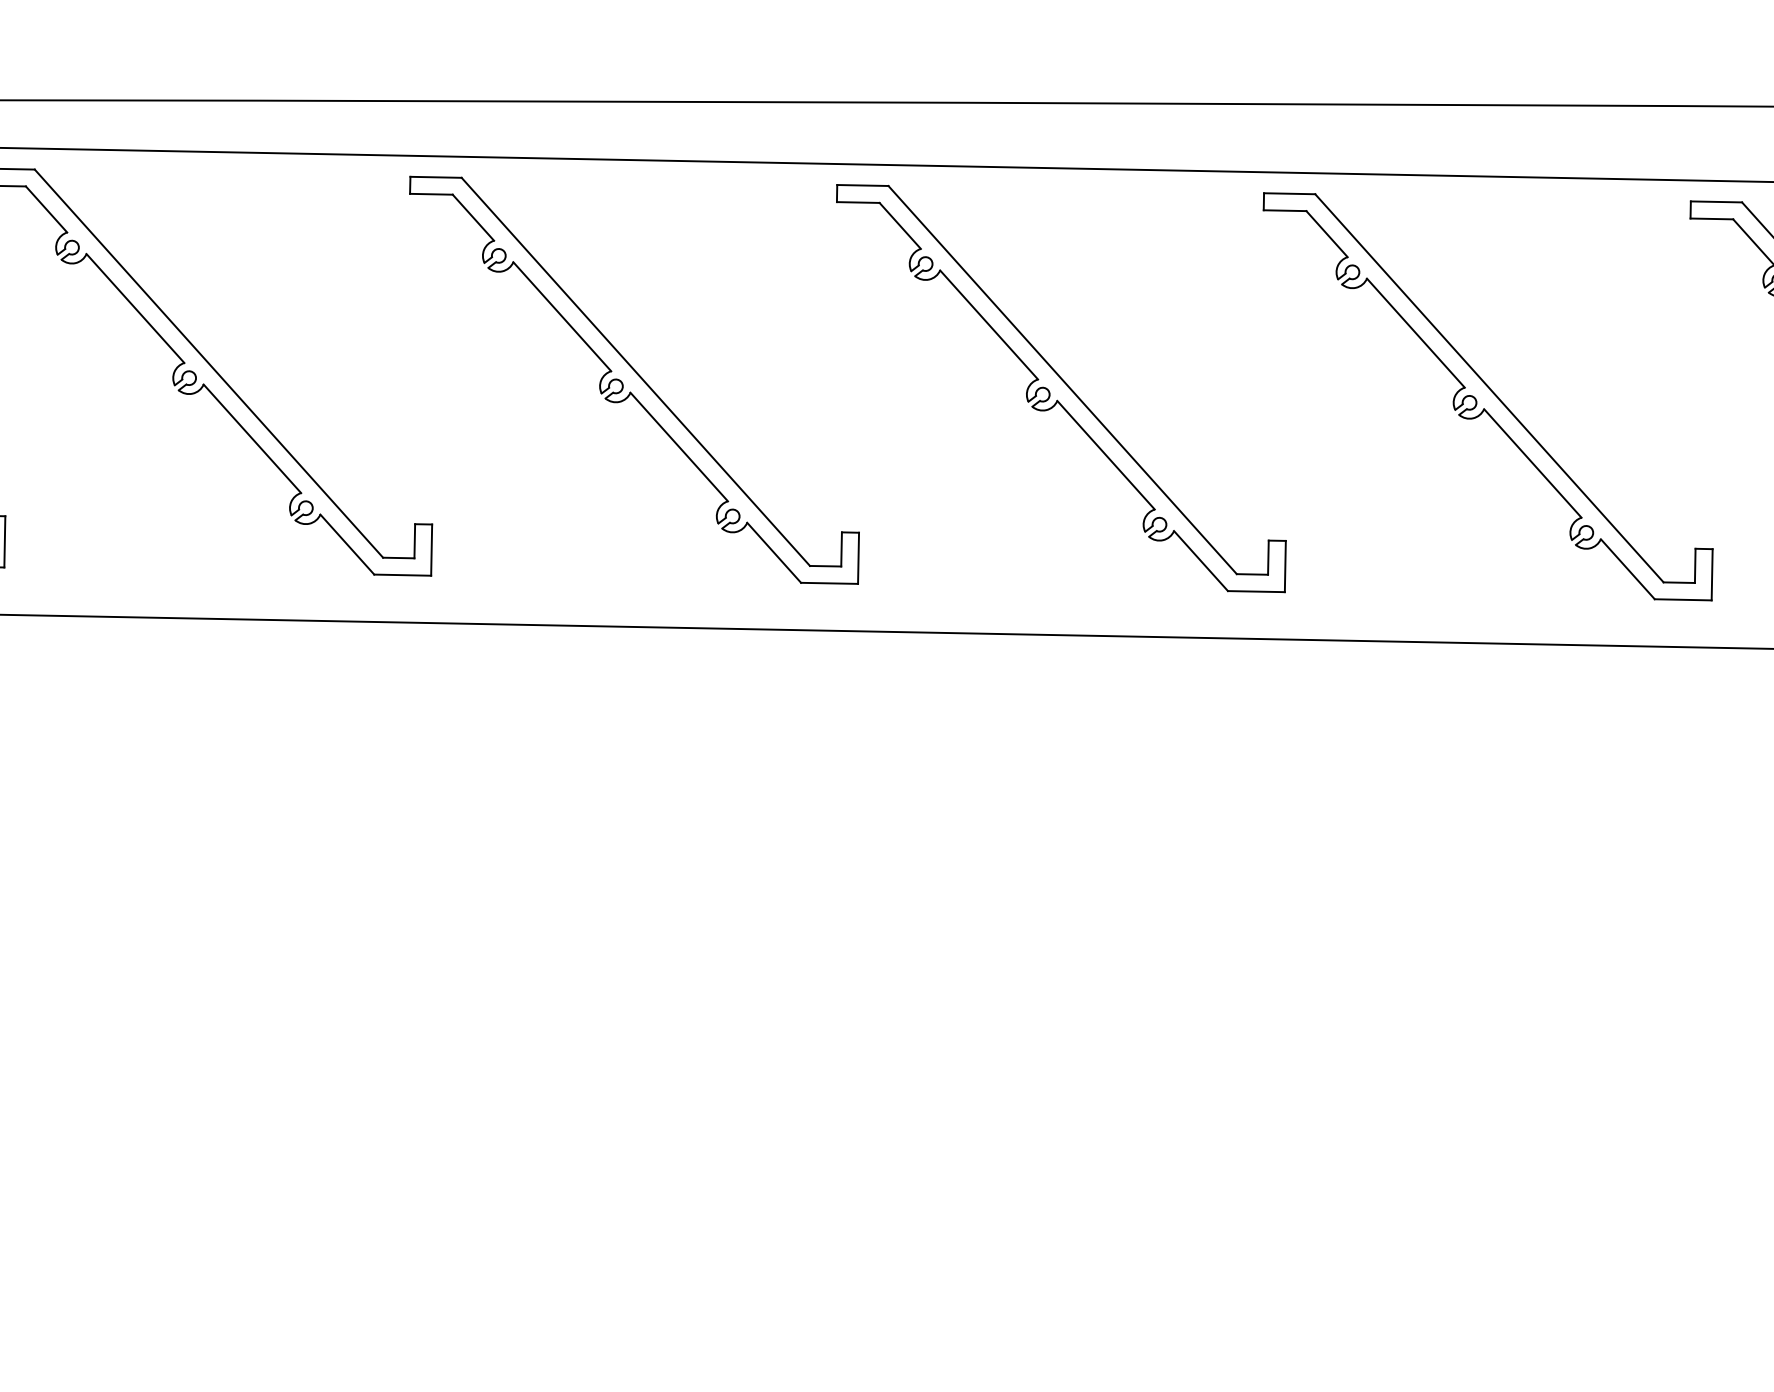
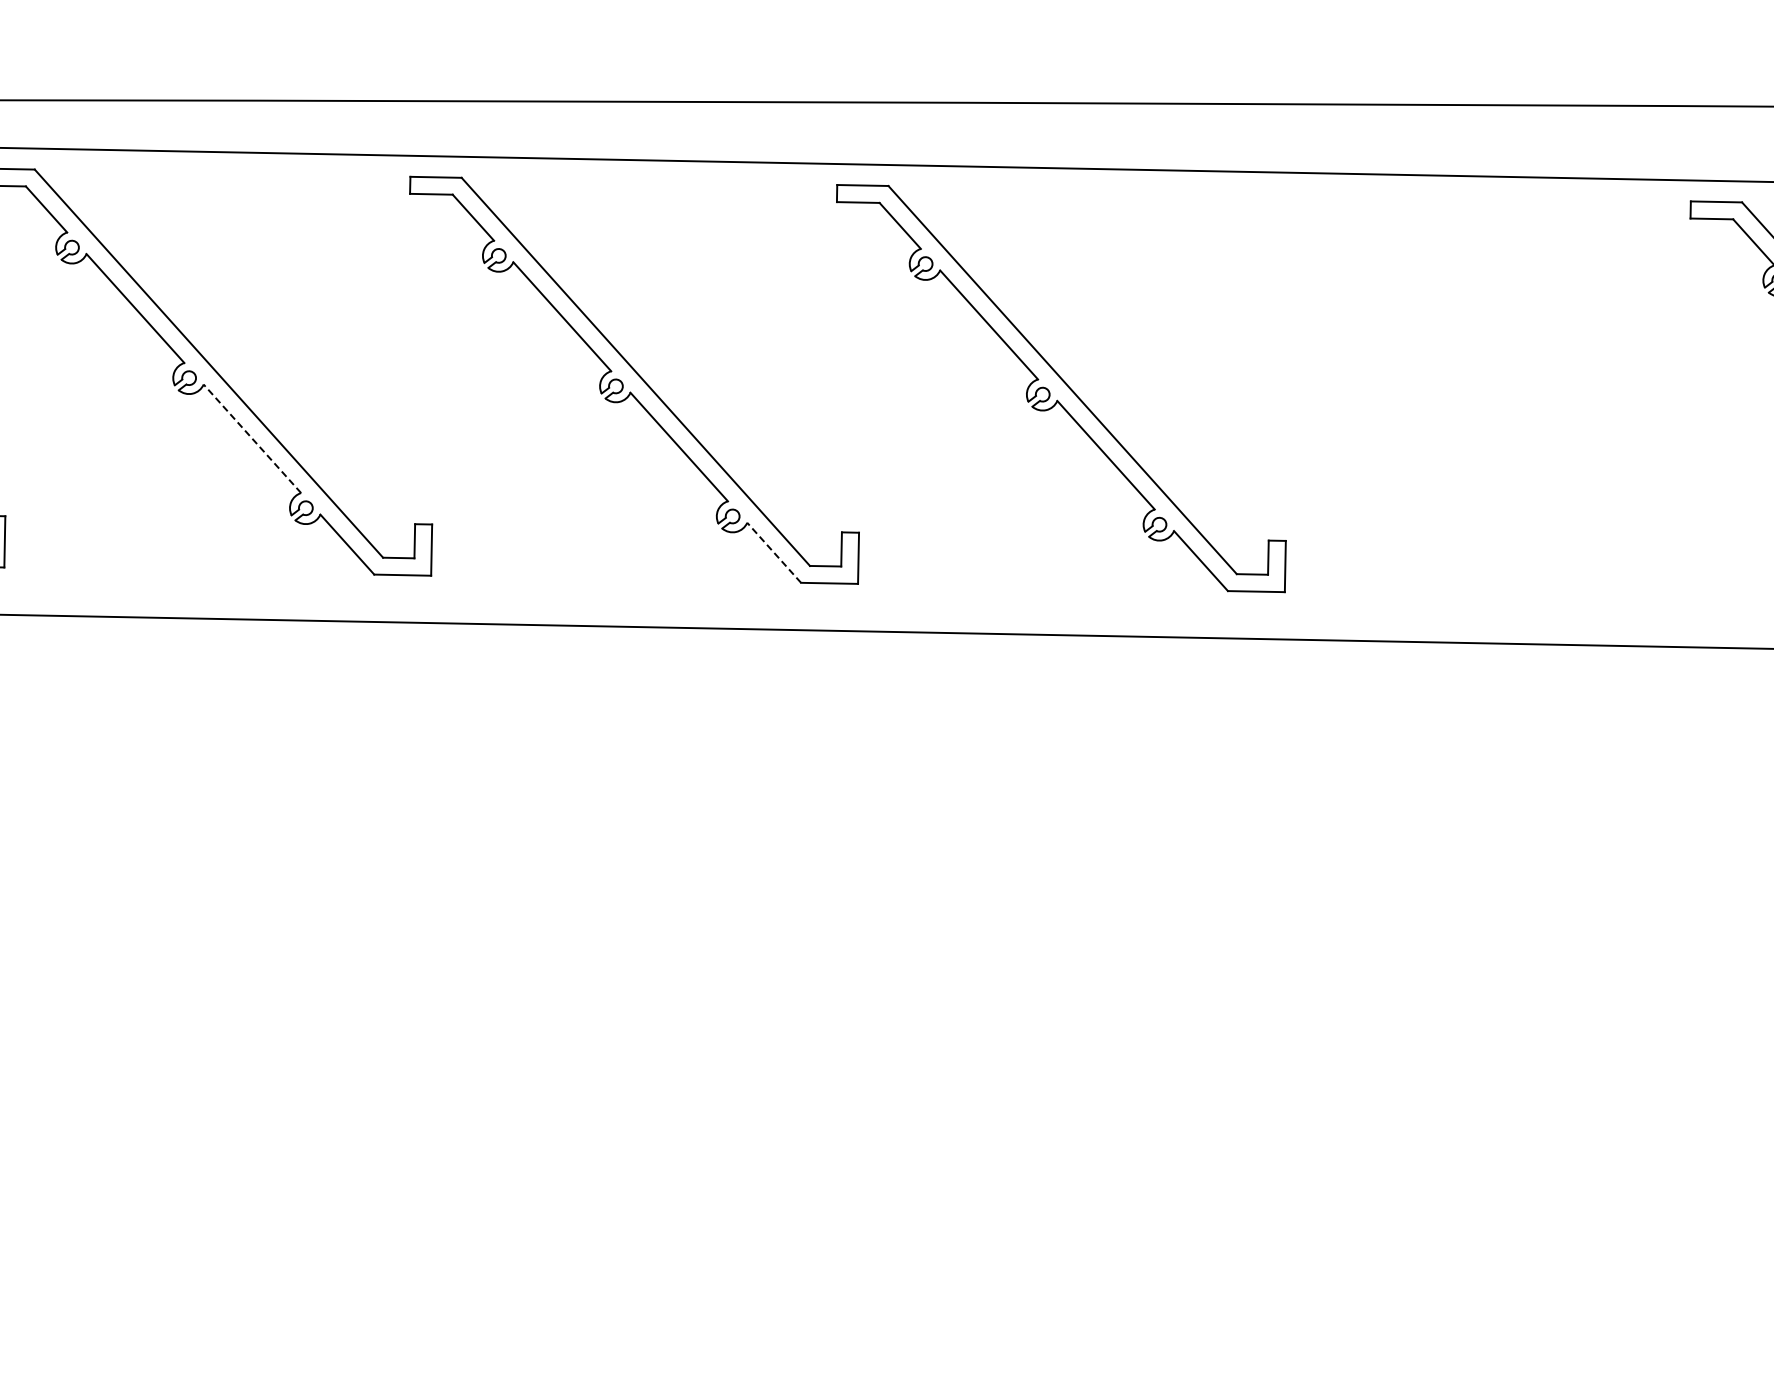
part: present -> none (1487, 396)
line: solid -> dashed (252, 438)
line: solid -> dashed (773, 552)
